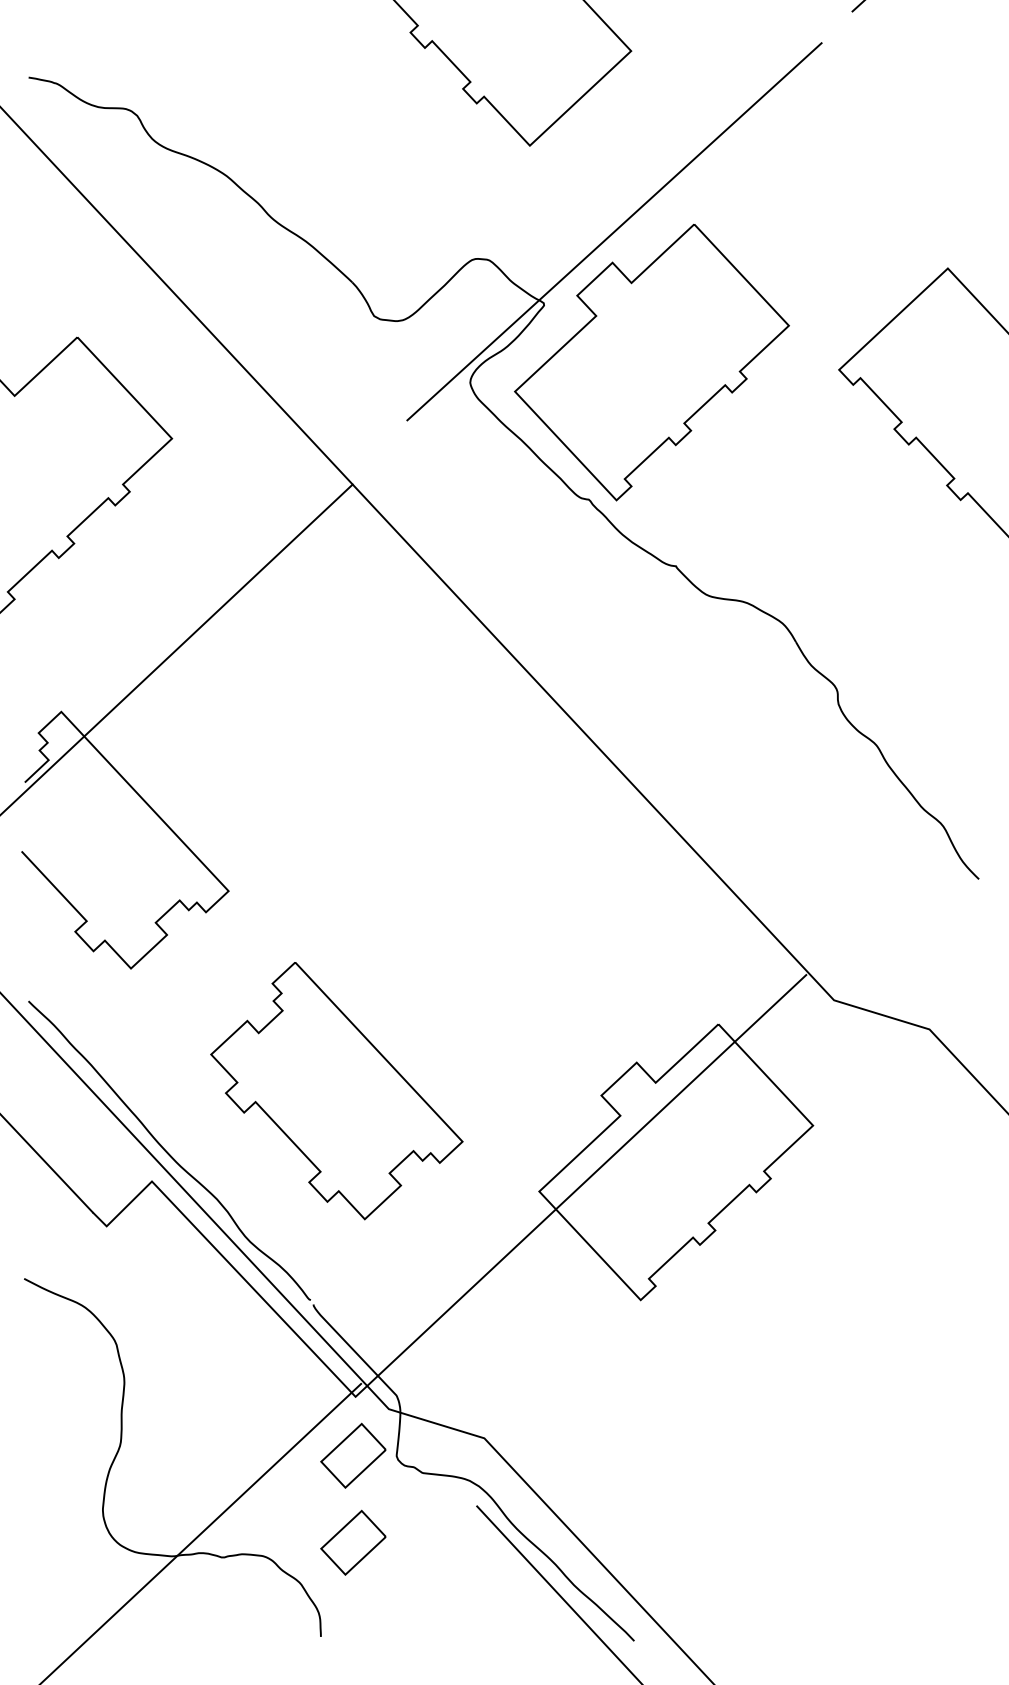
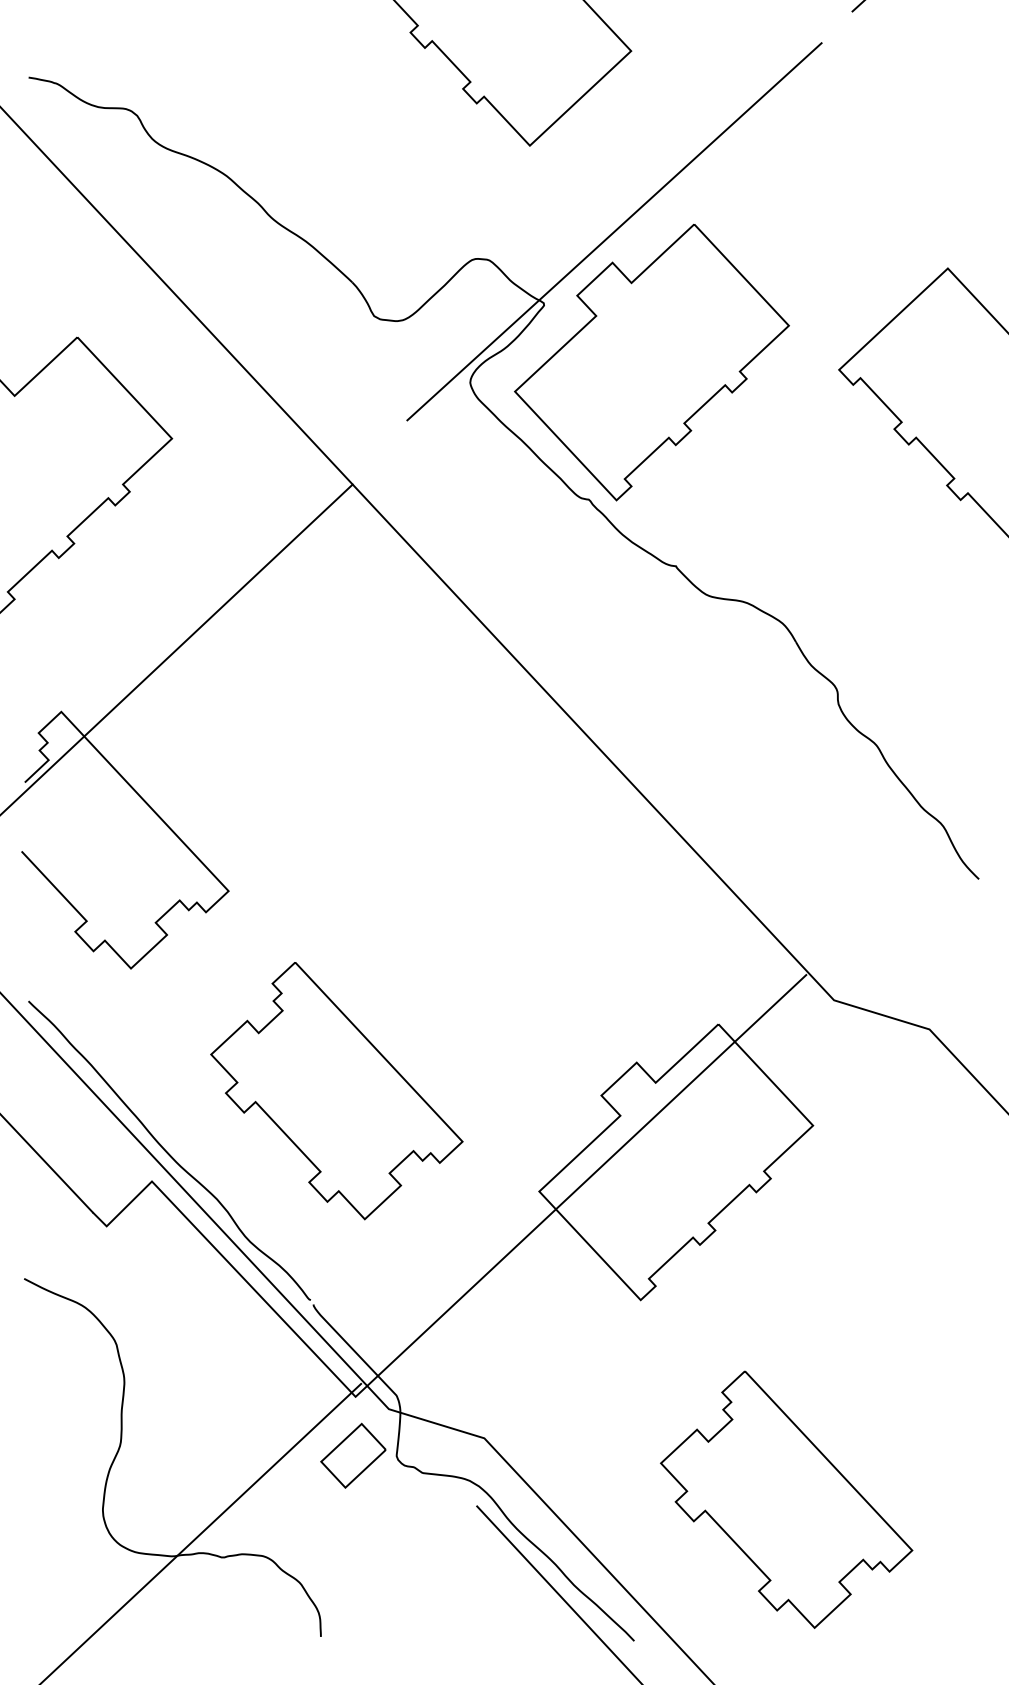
part: none -> present (786, 1499)
part: present -> none (353, 1542)
